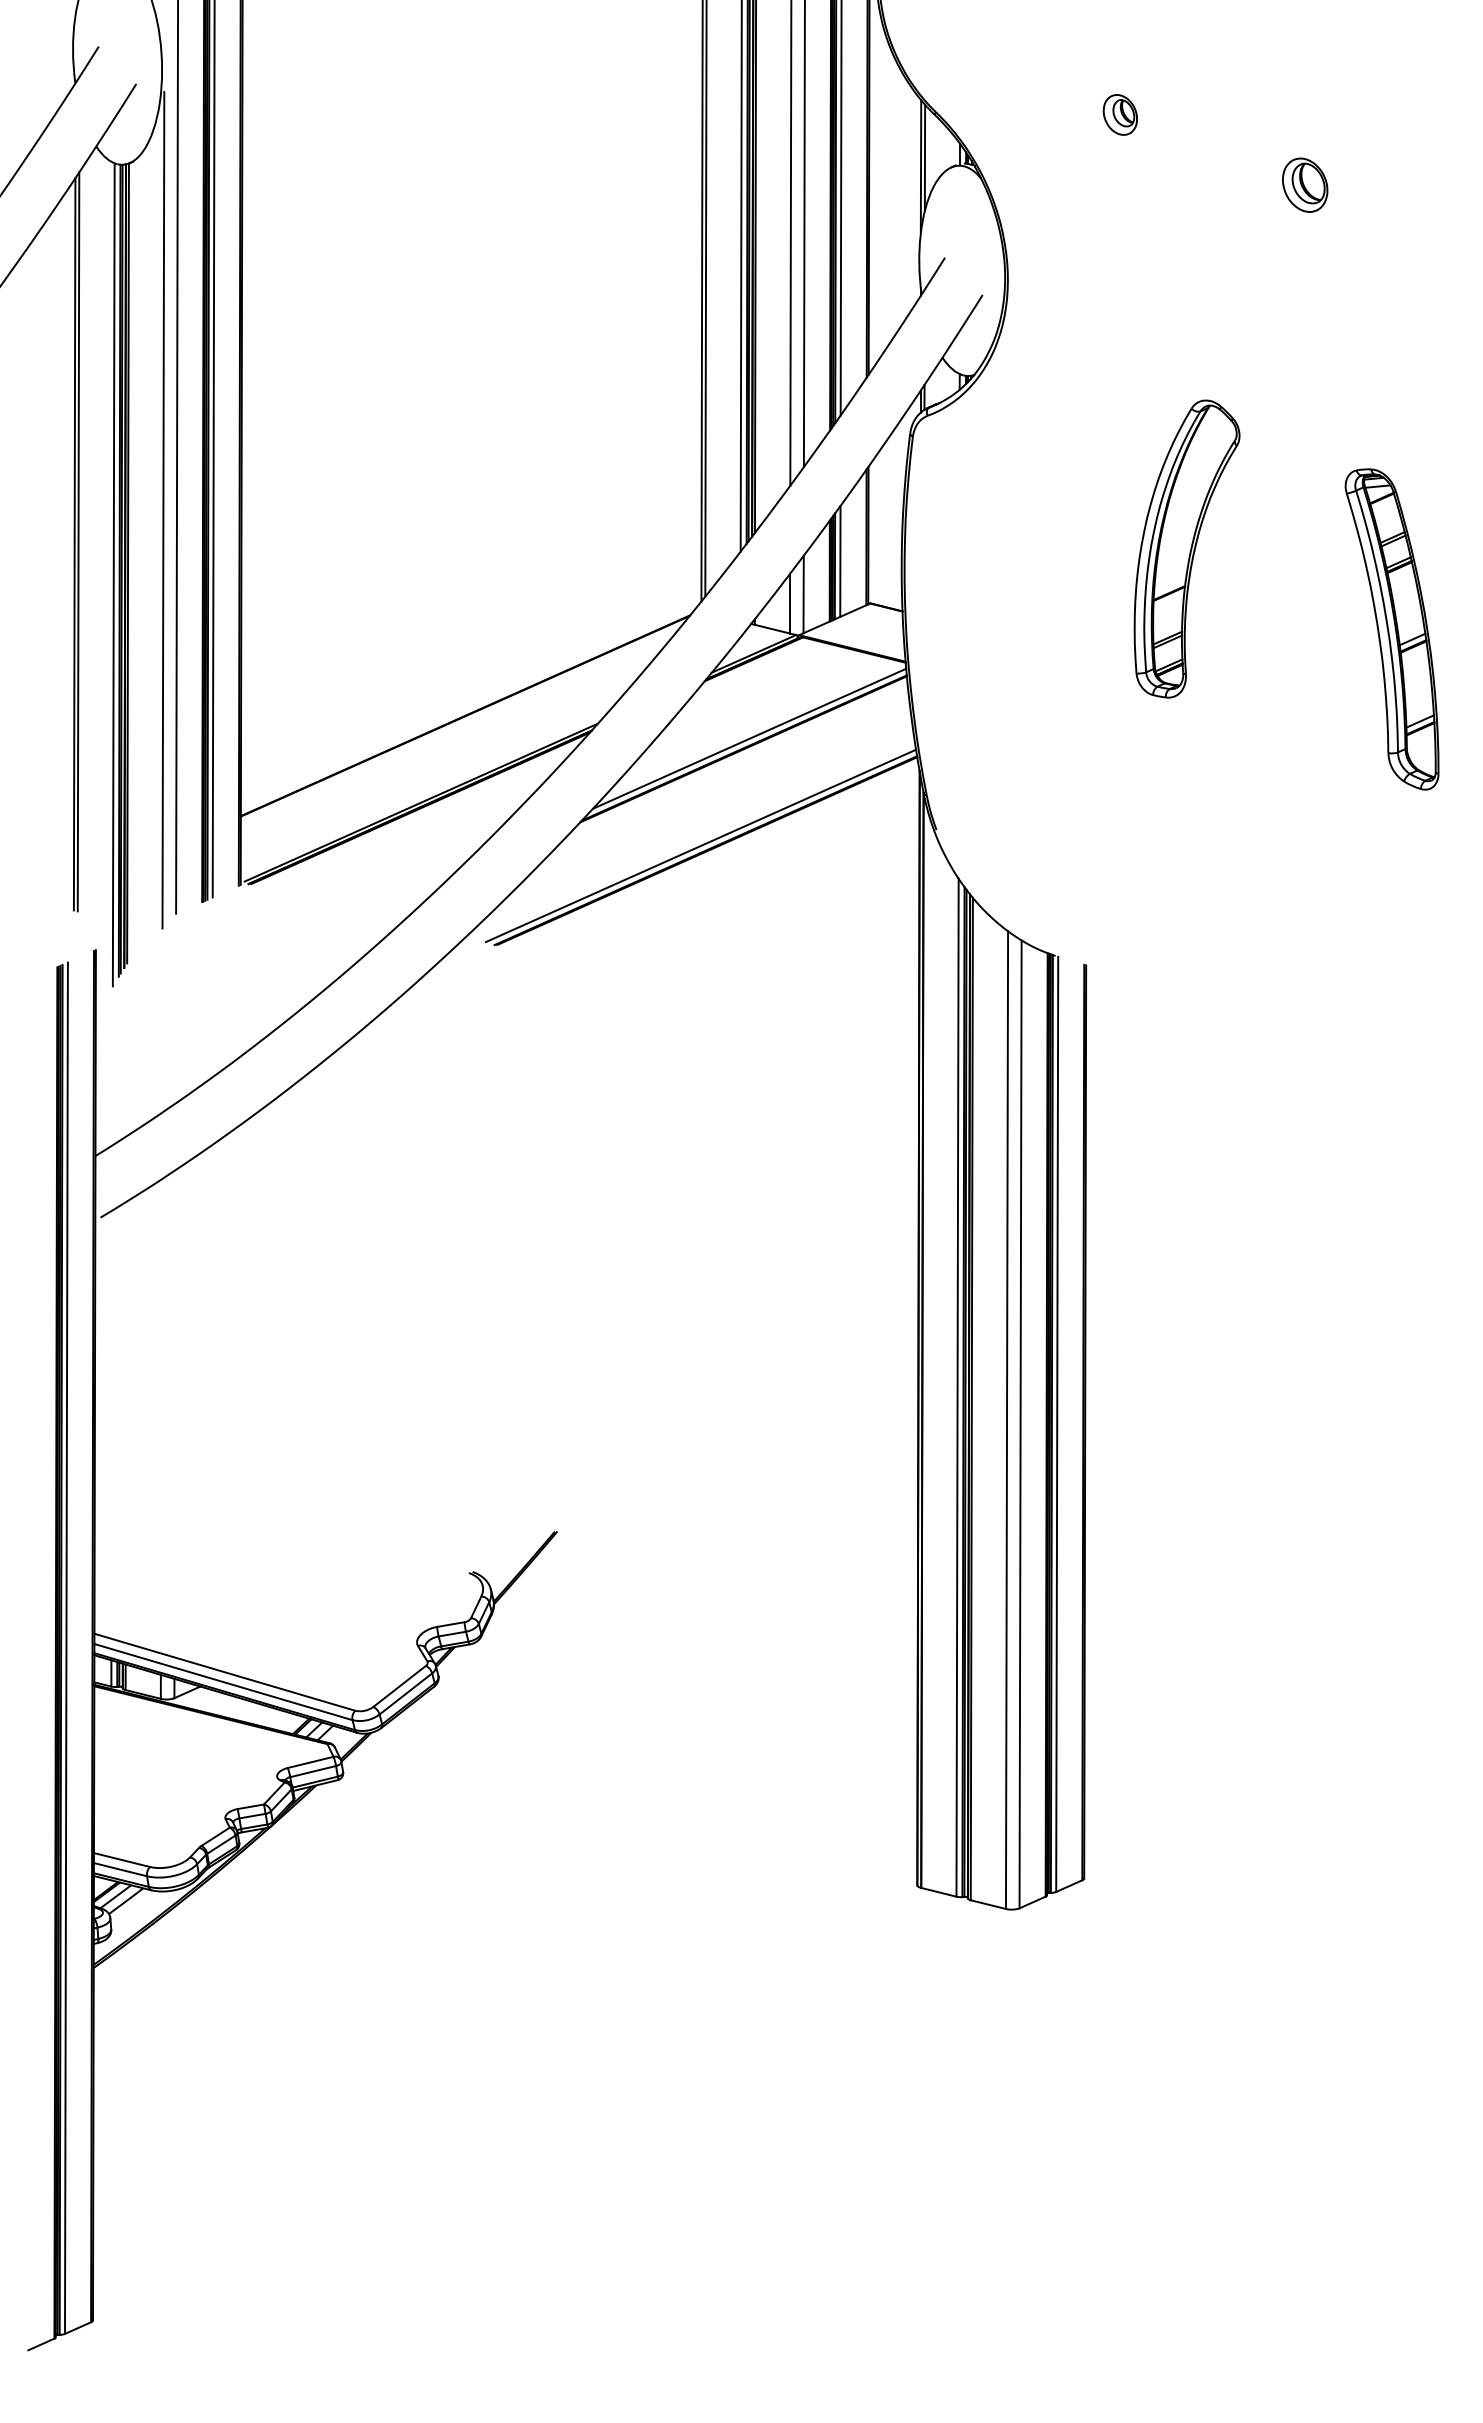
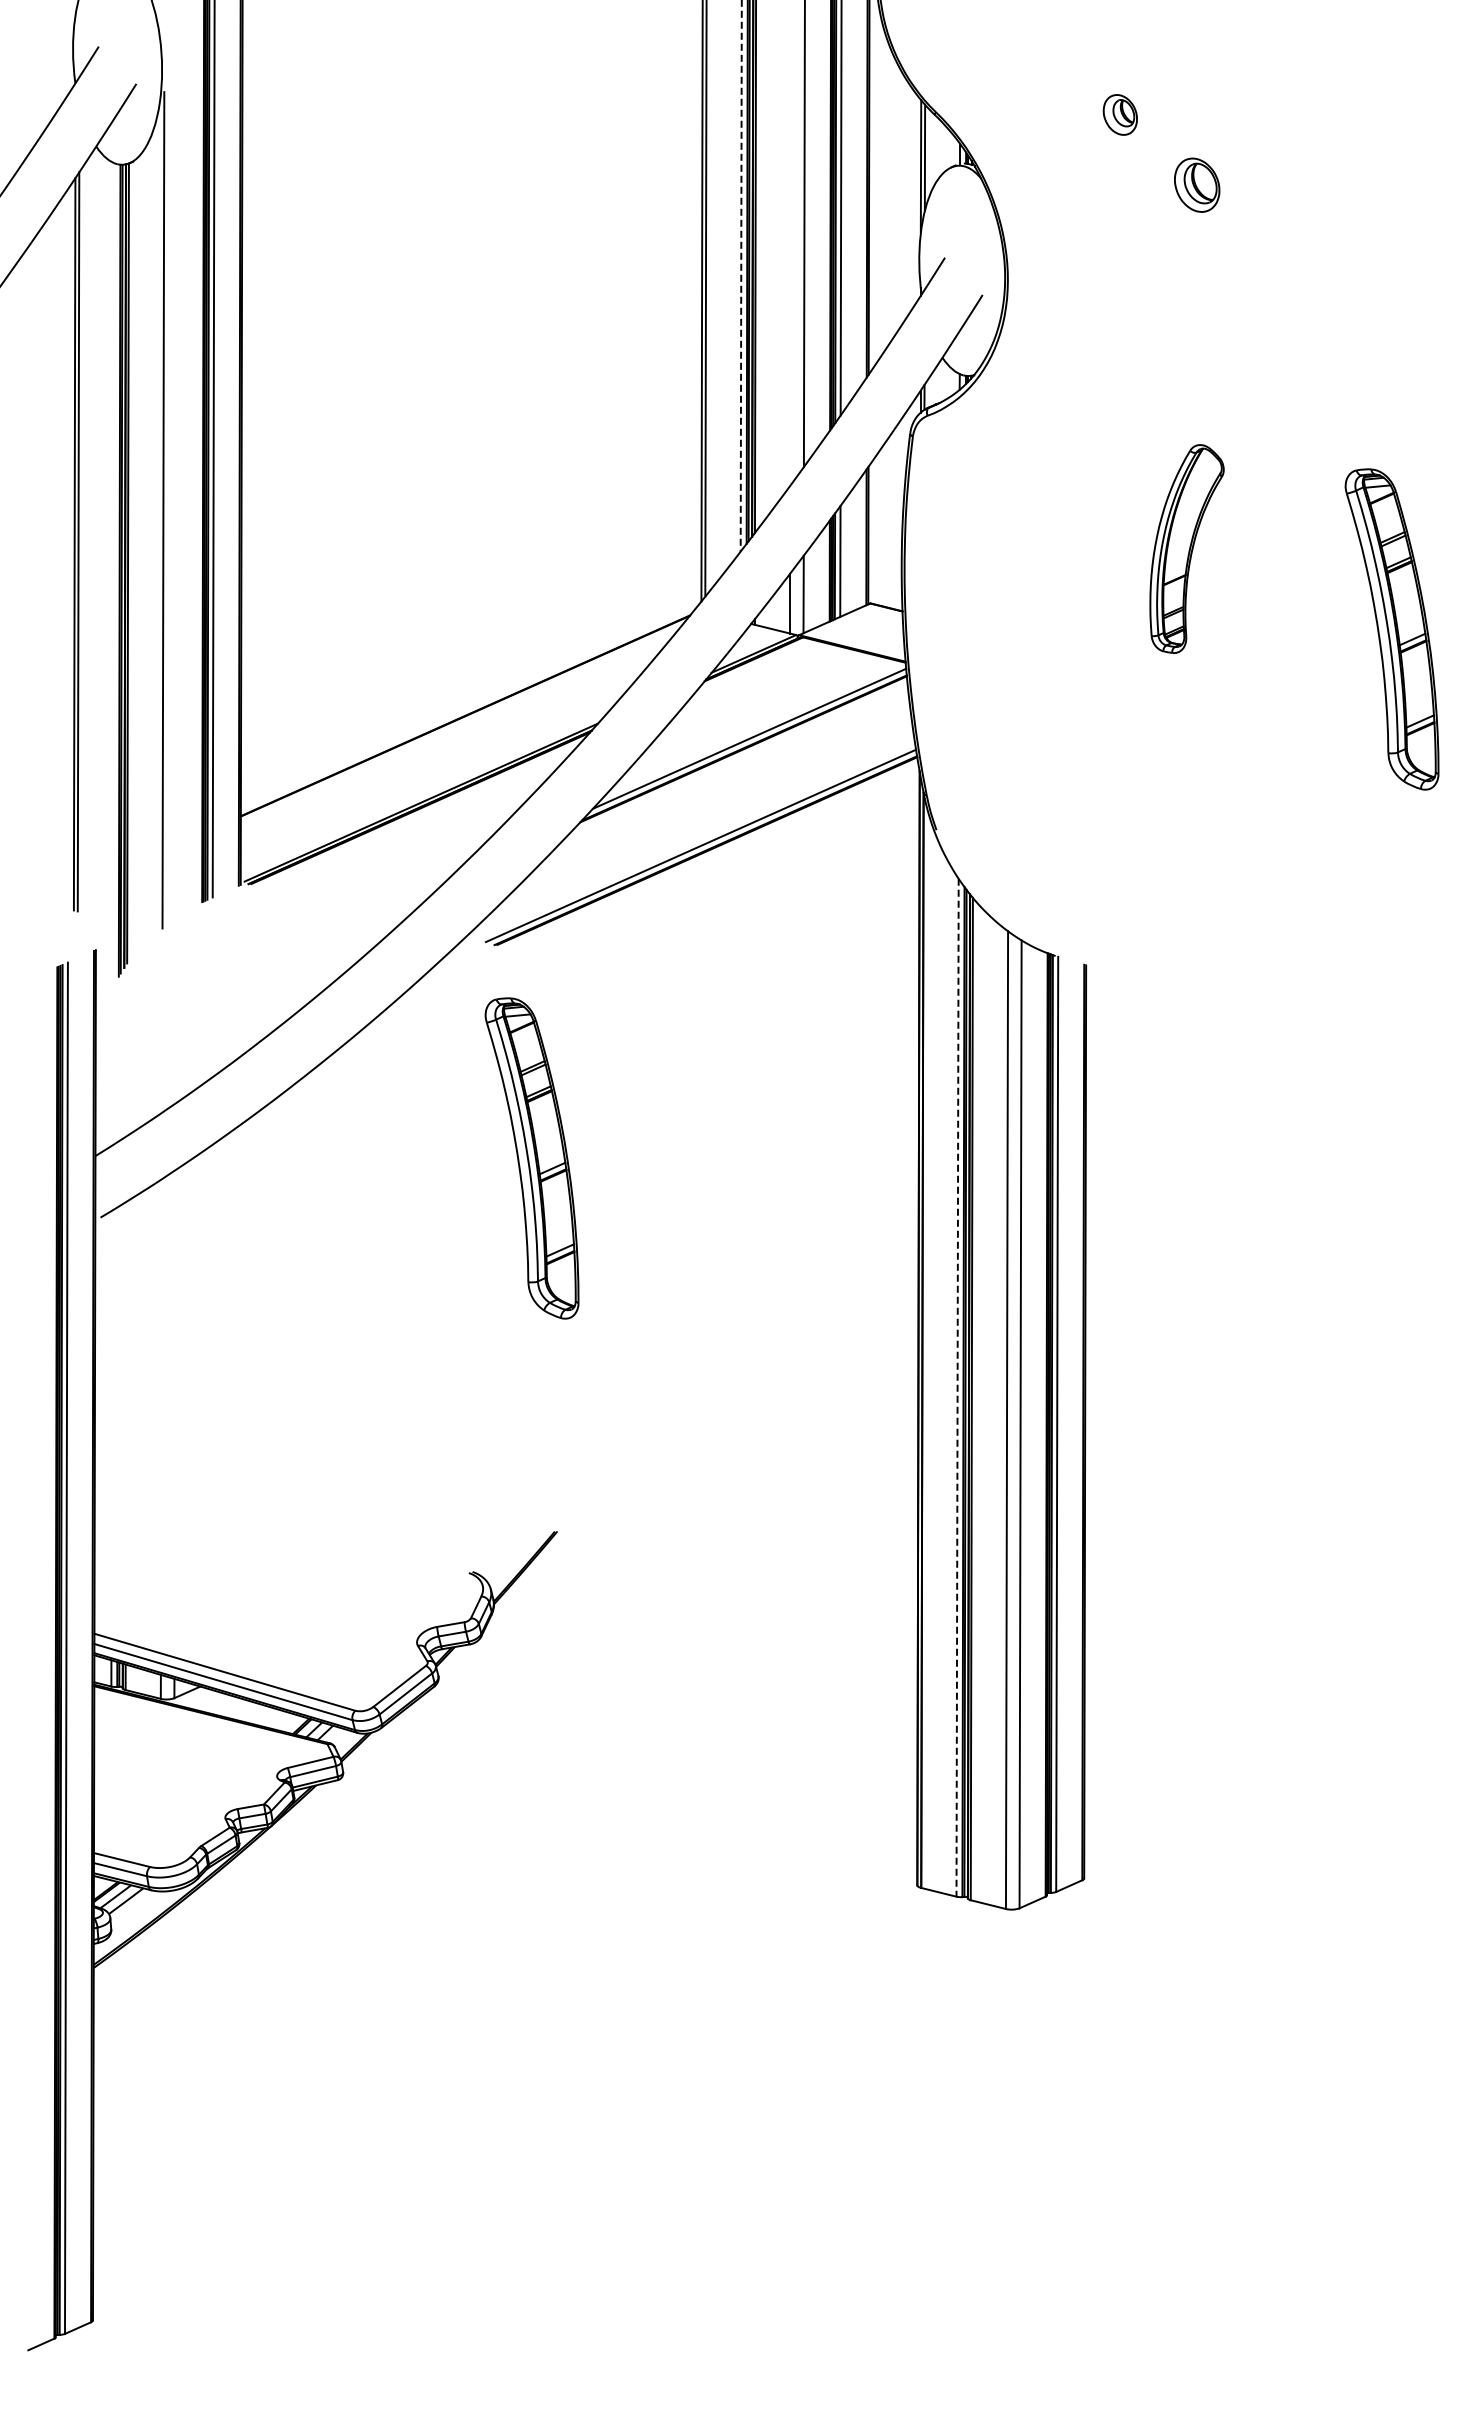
part position: (1305, 184) -> (1197, 184) (1197, 184)
line: present -> none (790, 243)
line: solid -> dashed (741, 276)
line: present -> none (177, 457)
part size: 108x300 px -> 76x210 px (1186, 548)
line: present -> none (113, 574)
part: none -> present (531, 1158)
line: solid -> dashed (957, 1387)
